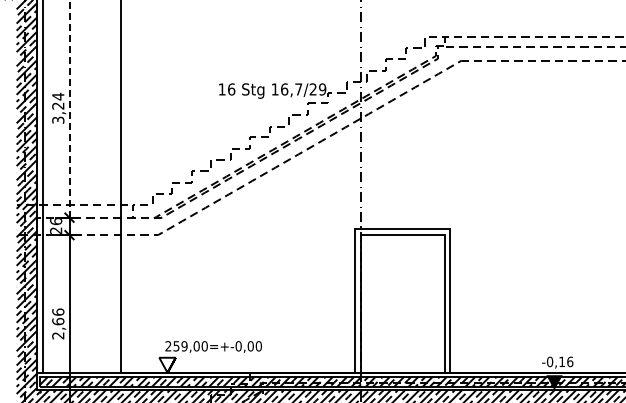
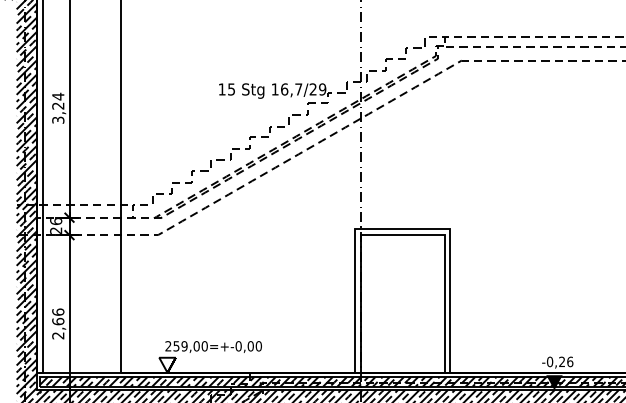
text: 16 -> 15 (231, 89)
line: dashed -> solid (69, 108)
text: -0,16 -> -0,26 (561, 361)
